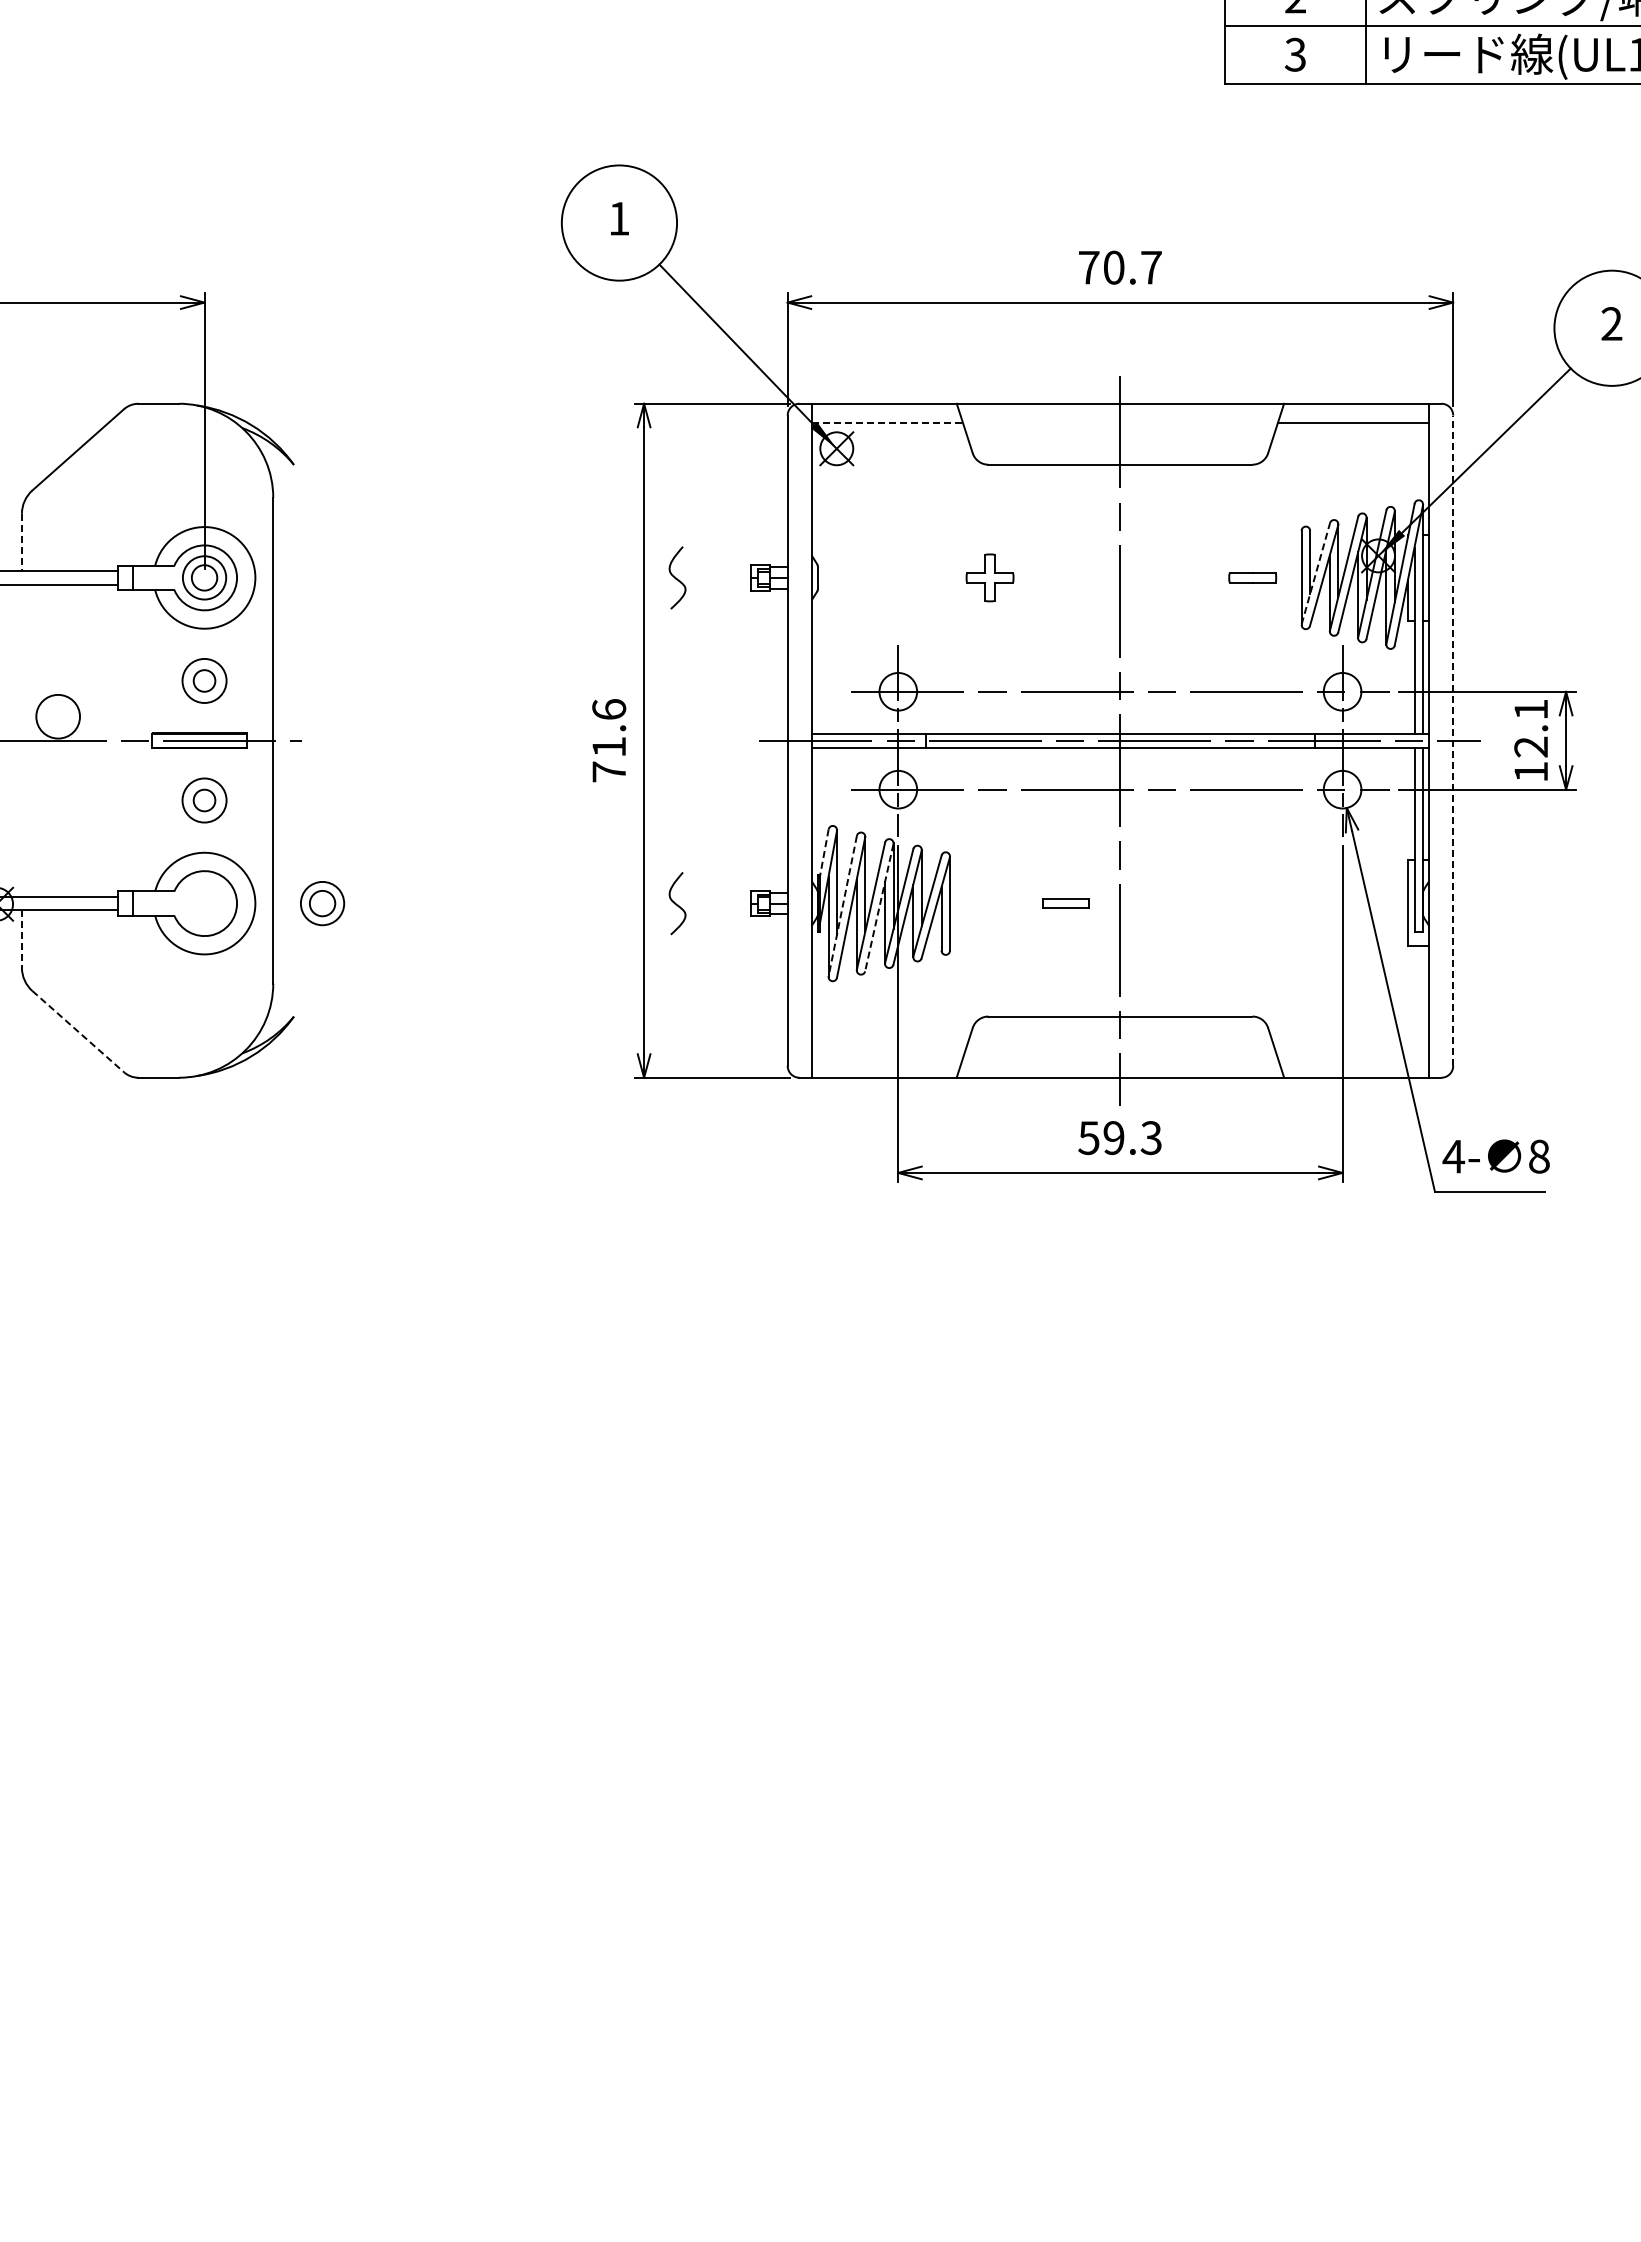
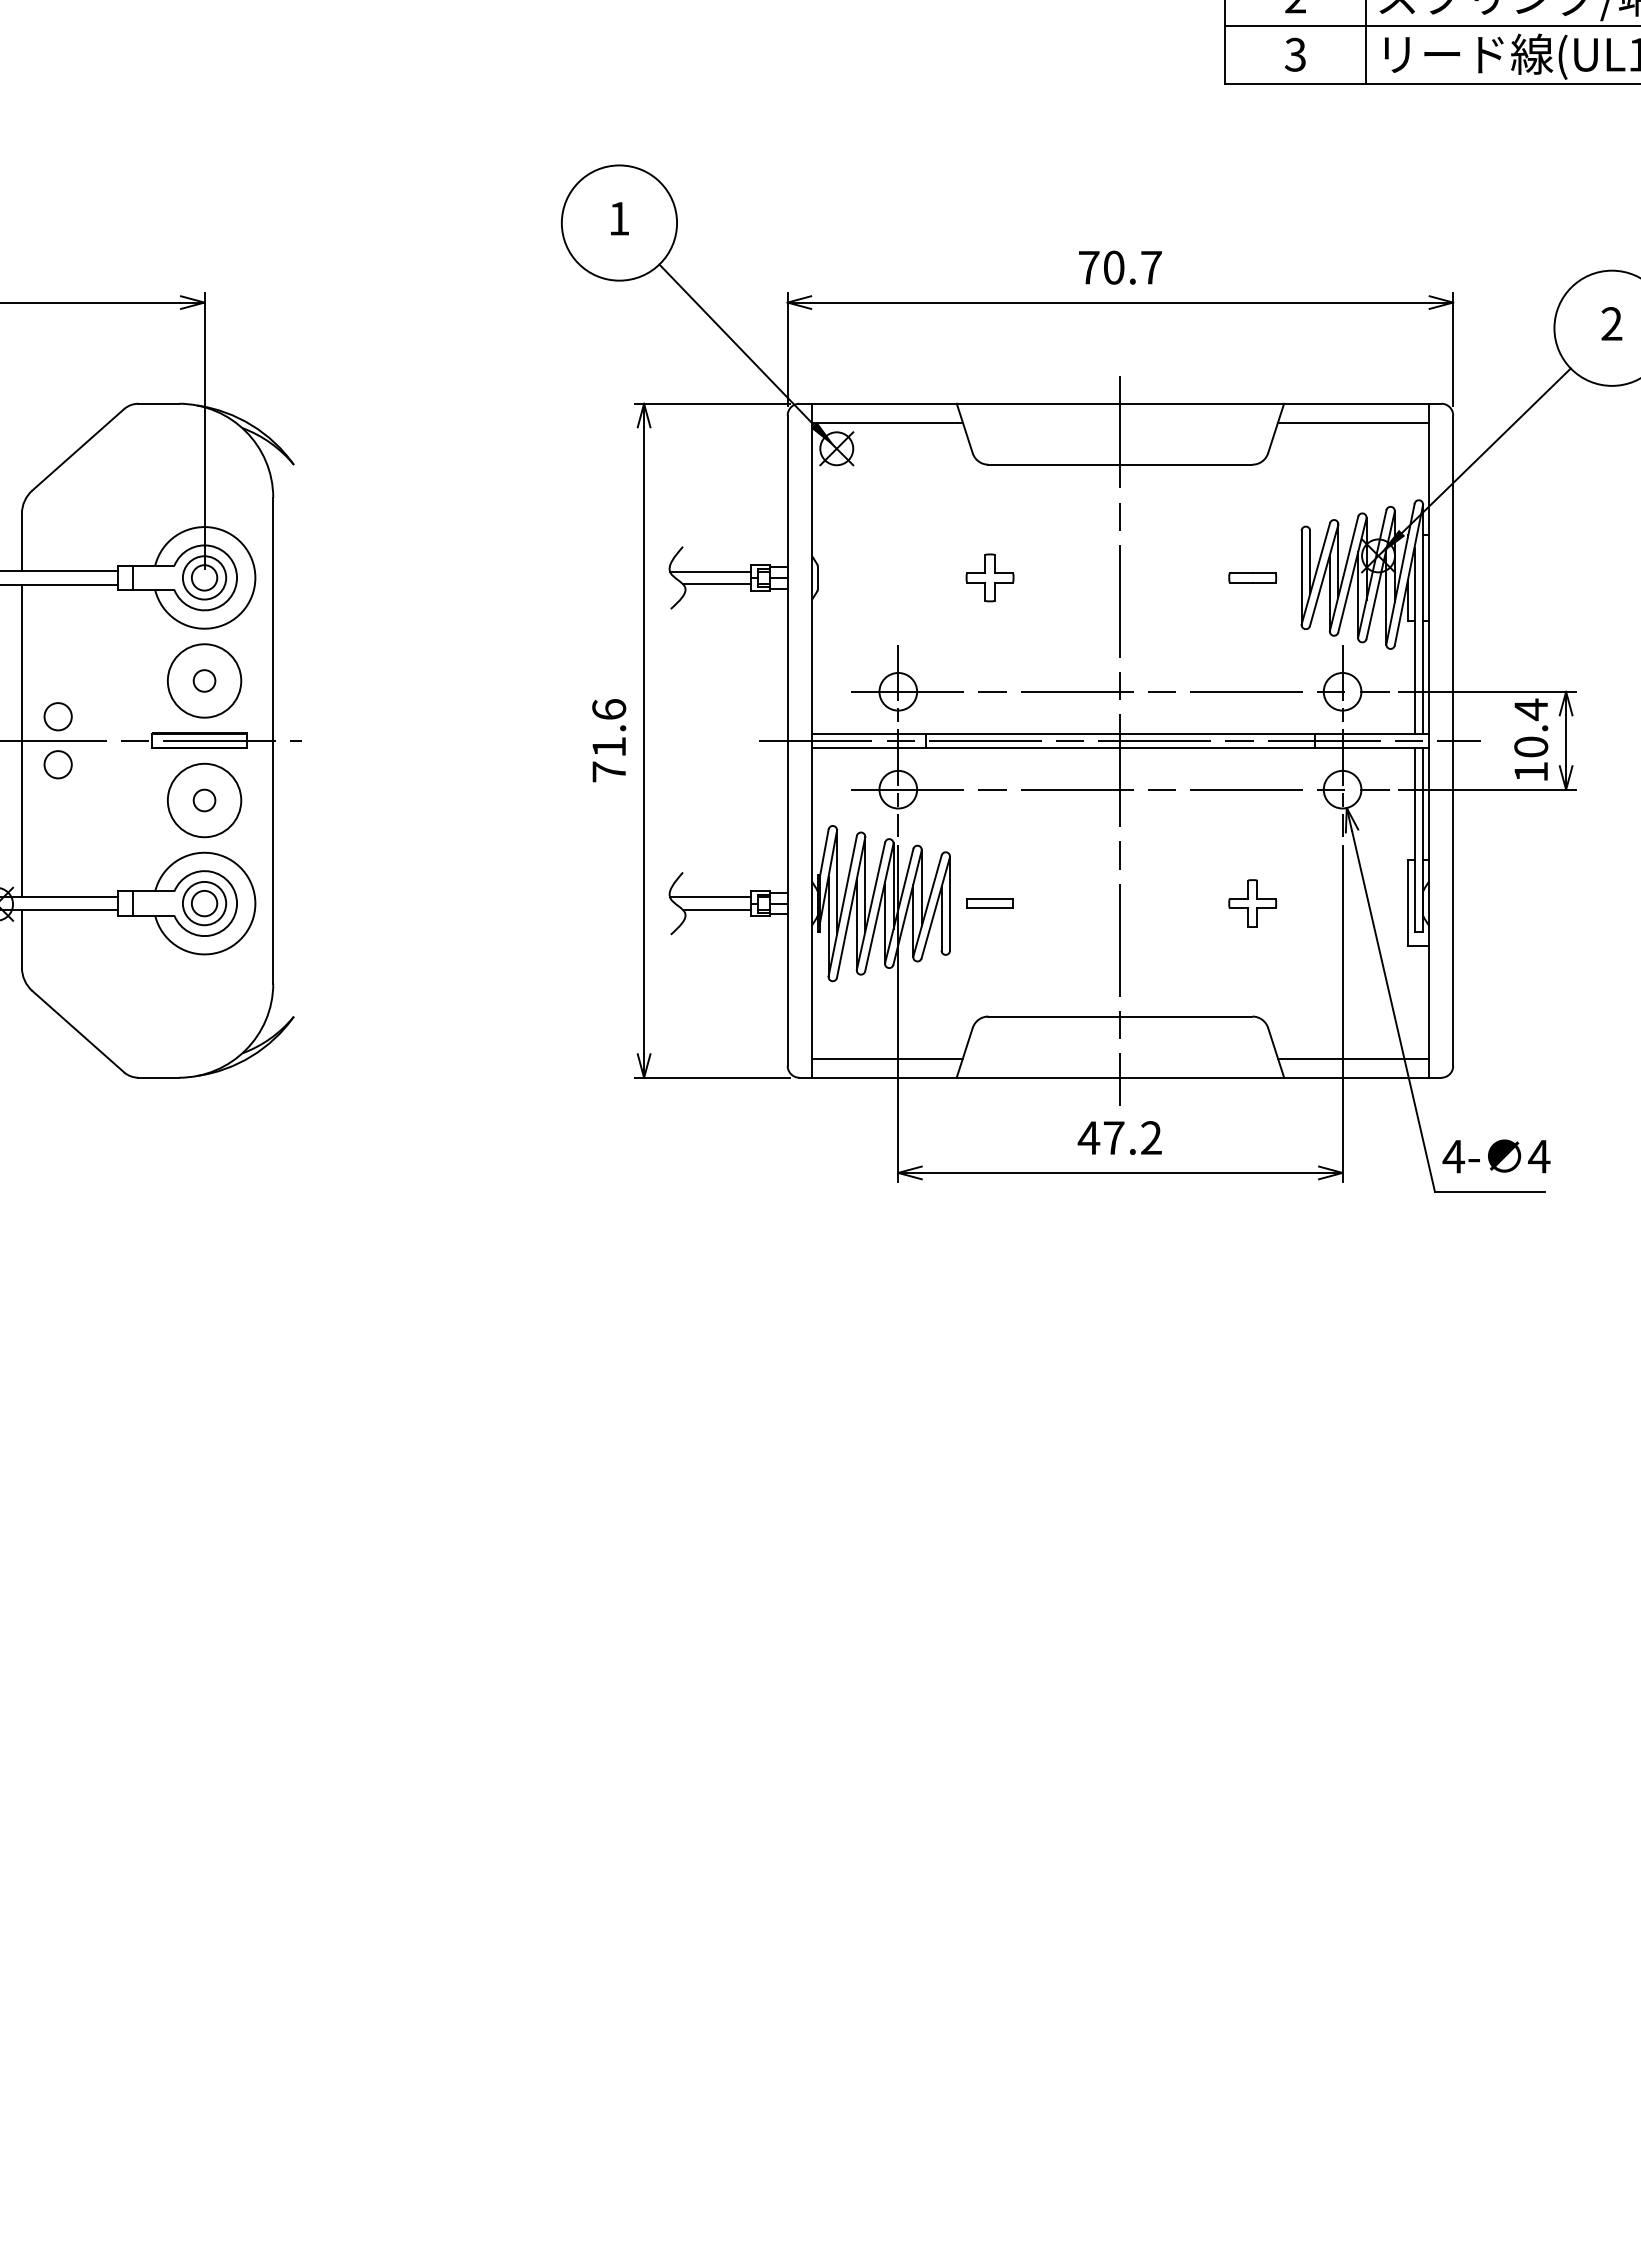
line: dashed -> solid (888, 422)
line: dashed -> solid (21, 542)
line: none -> present (710, 571)
line: dashed -> solid (1315, 573)
line: none -> present (716, 584)
circle diameter: 44 px -> 73 px (204, 680)
circle diameter: 44 px -> 27 px (57, 716)
text: 12.1 -> 10.4 (1531, 727)
line: none -> present (21, 740)
line: dashed -> solid (1453, 740)
circle: none -> present (57, 764)
circle diameter: 44 px -> 73 px (204, 800)
line: dashed -> solid (824, 853)
line: none -> present (710, 897)
part position: (322, 903) -> (204, 903) (204, 903)
part position: (1065, 903) -> (989, 903) (989, 903)
part: none -> present (1252, 903)
line: dashed -> solid (842, 906)
line: dashed -> solid (879, 908)
line: none -> present (716, 909)
line: dashed -> solid (21, 939)
line: dashed -> solid (78, 1031)
line: none -> present (887, 1058)
line: none -> present (1353, 1058)
text: 59.3 -> 47.2 (1119, 1138)
text: 8 -> 4 (1539, 1156)
